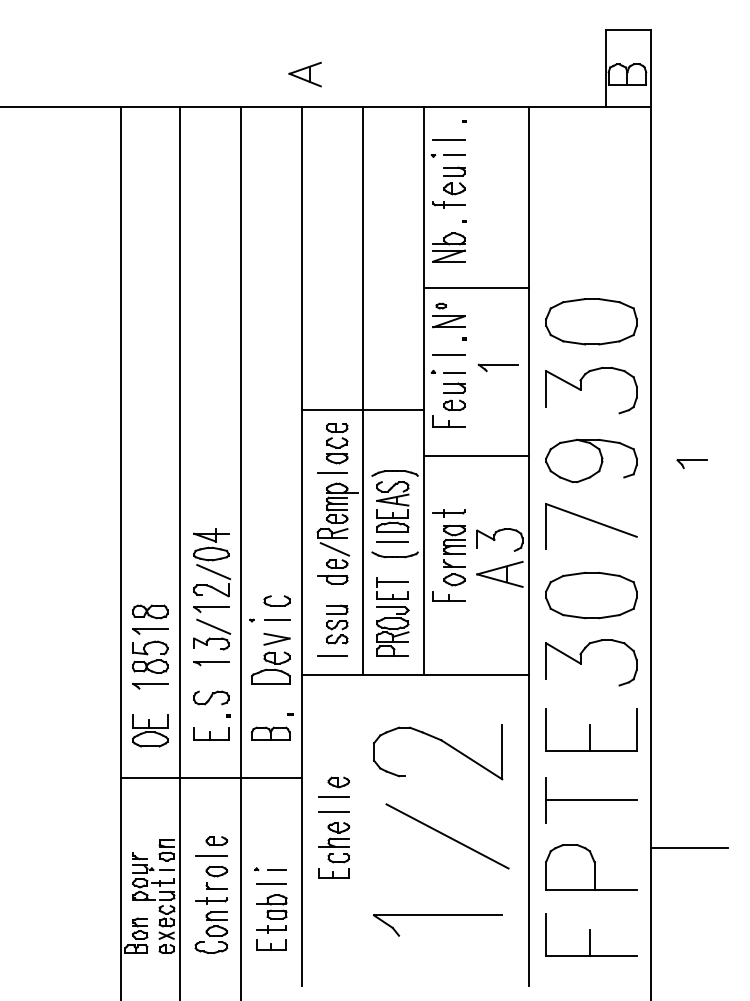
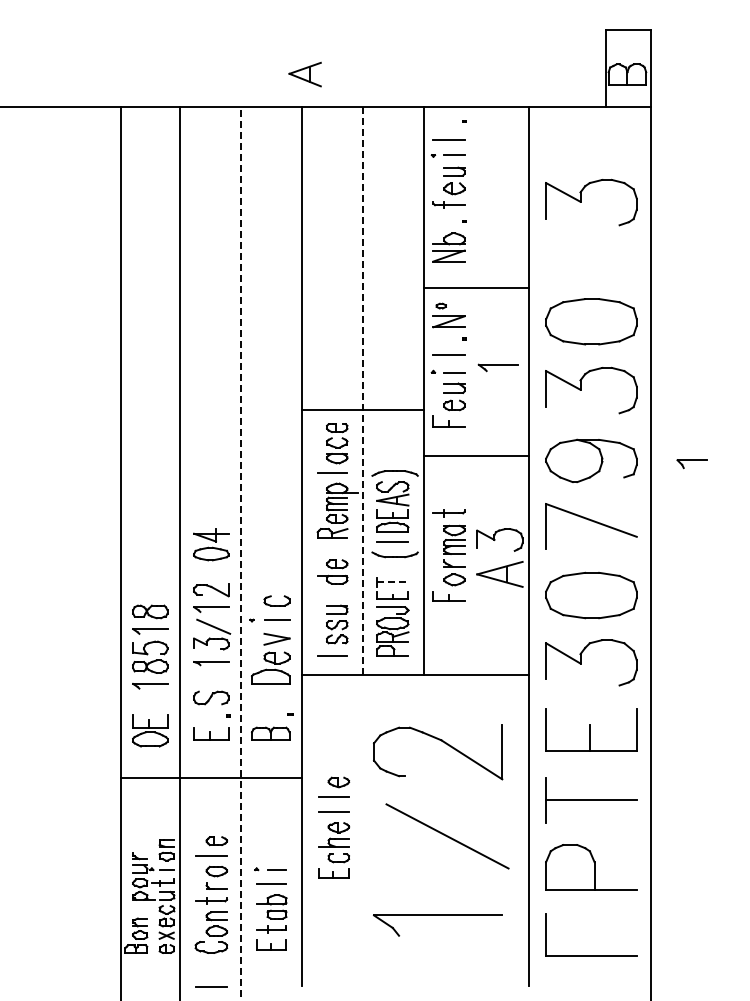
part: none -> present (581, 202)
line: solid -> dashed (363, 390)
line: present -> none (334, 549)
line: solid -> dashed (241, 553)
line: present -> none (213, 572)
line: solid -> dashed (392, 582)
line: present -> none (688, 848)
line: present -> none (589, 942)
line: none -> present (211, 986)
